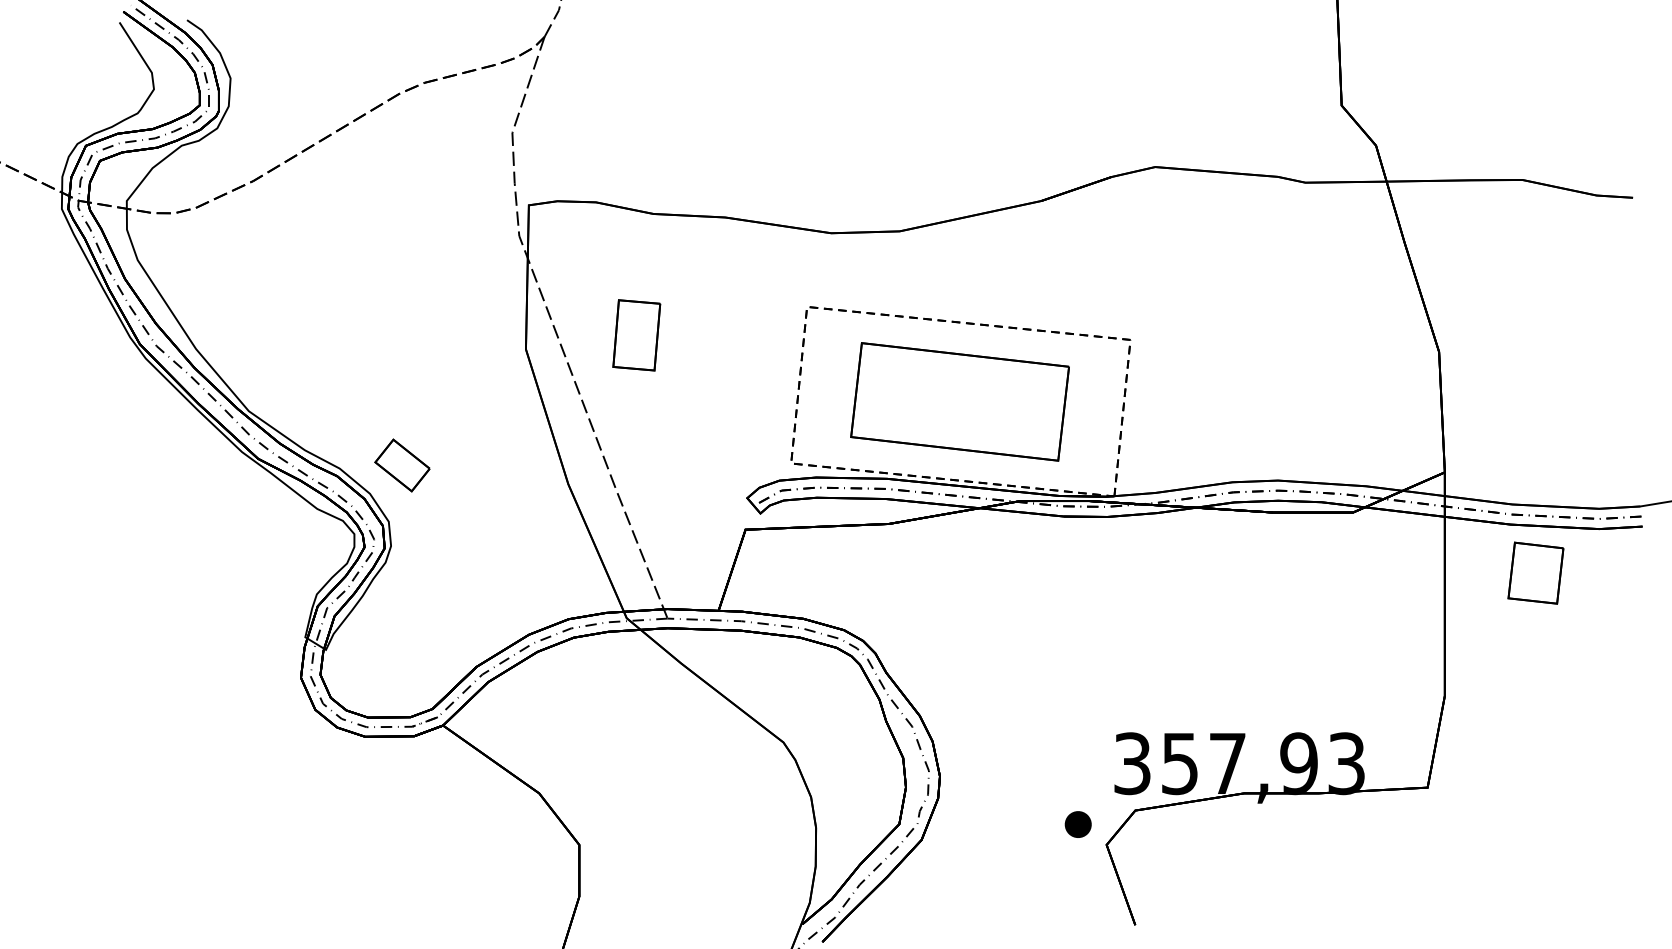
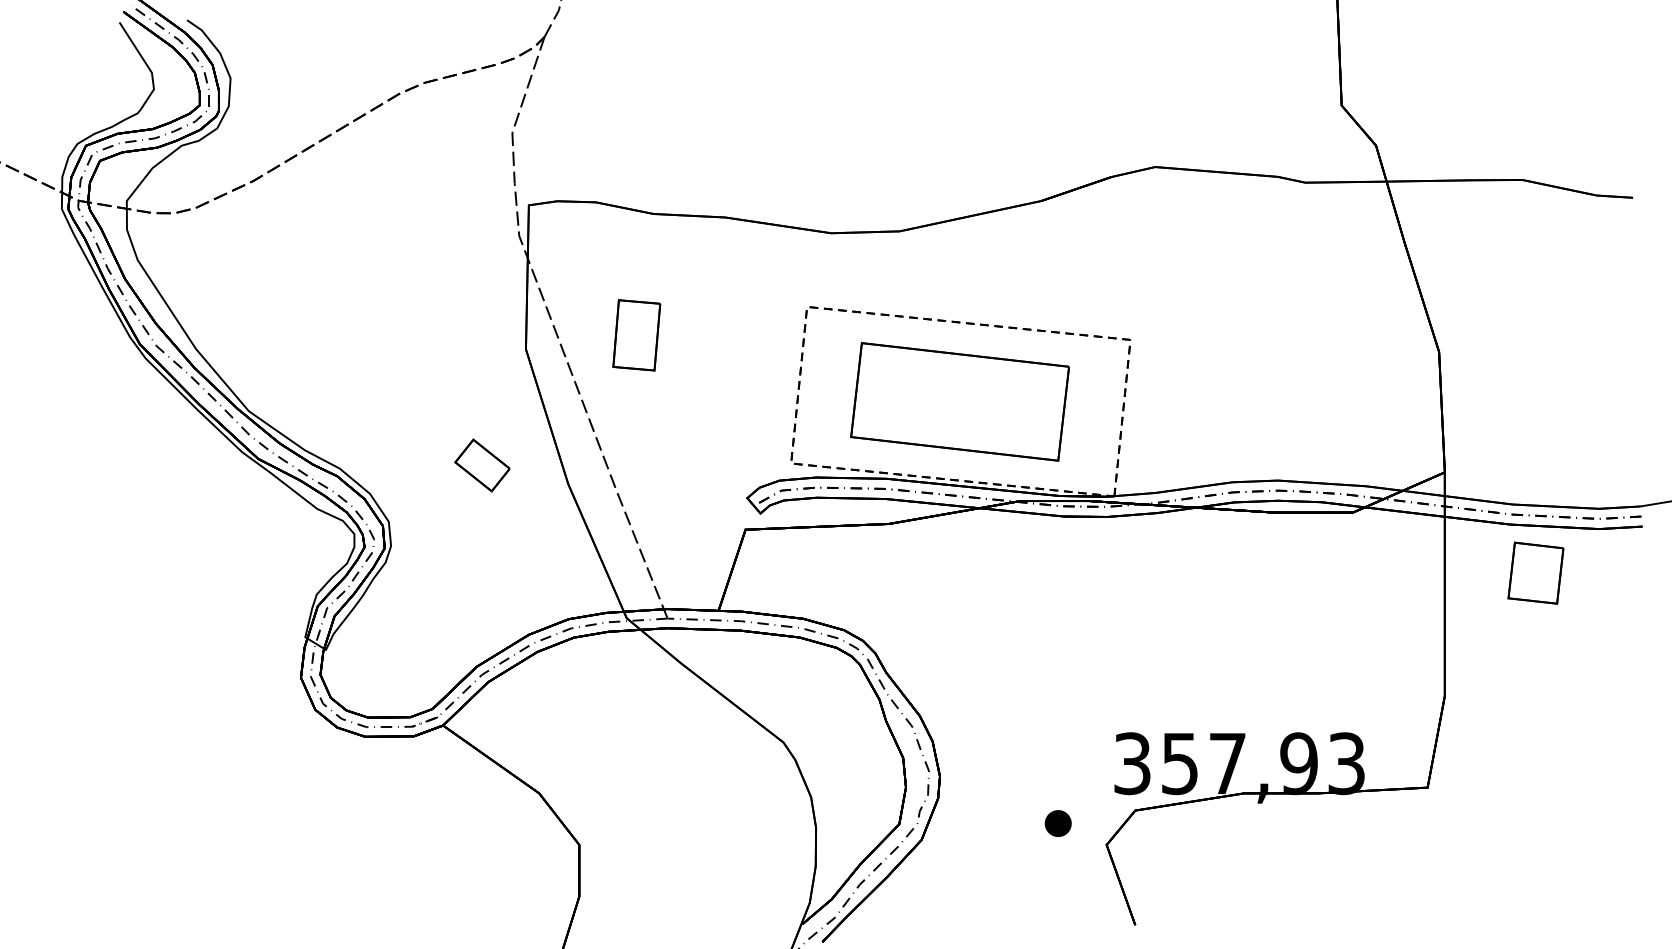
part position: (402, 465) -> (482, 465) (482, 465)
part position: (1077, 824) -> (1057, 823) (1057, 823)
